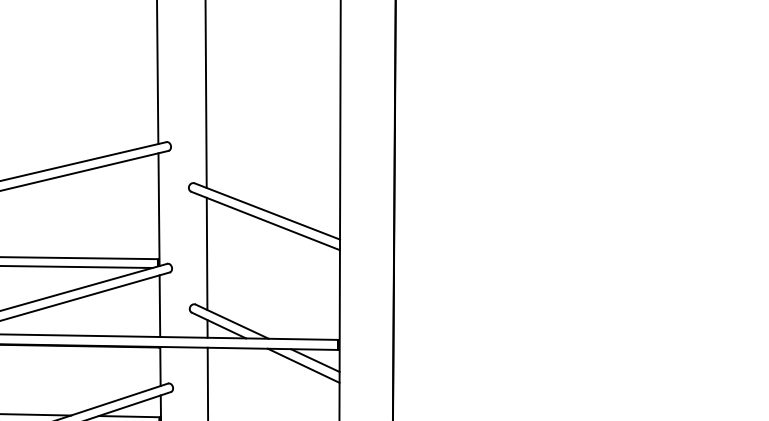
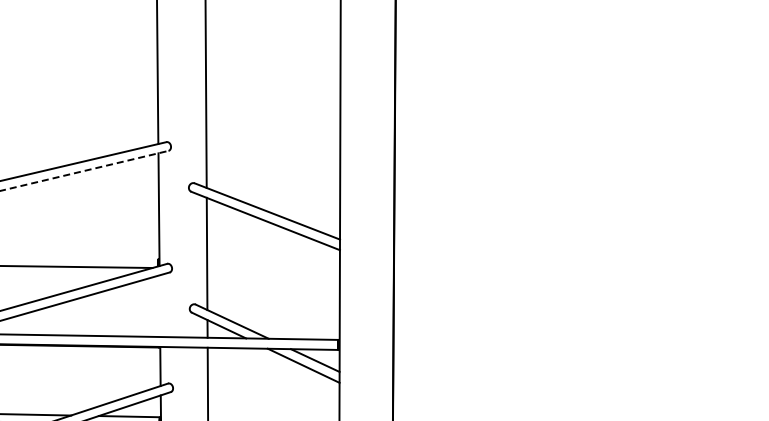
line: solid -> dashed (85, 170)
line: present -> none (80, 258)
line: present -> none (159, 306)
